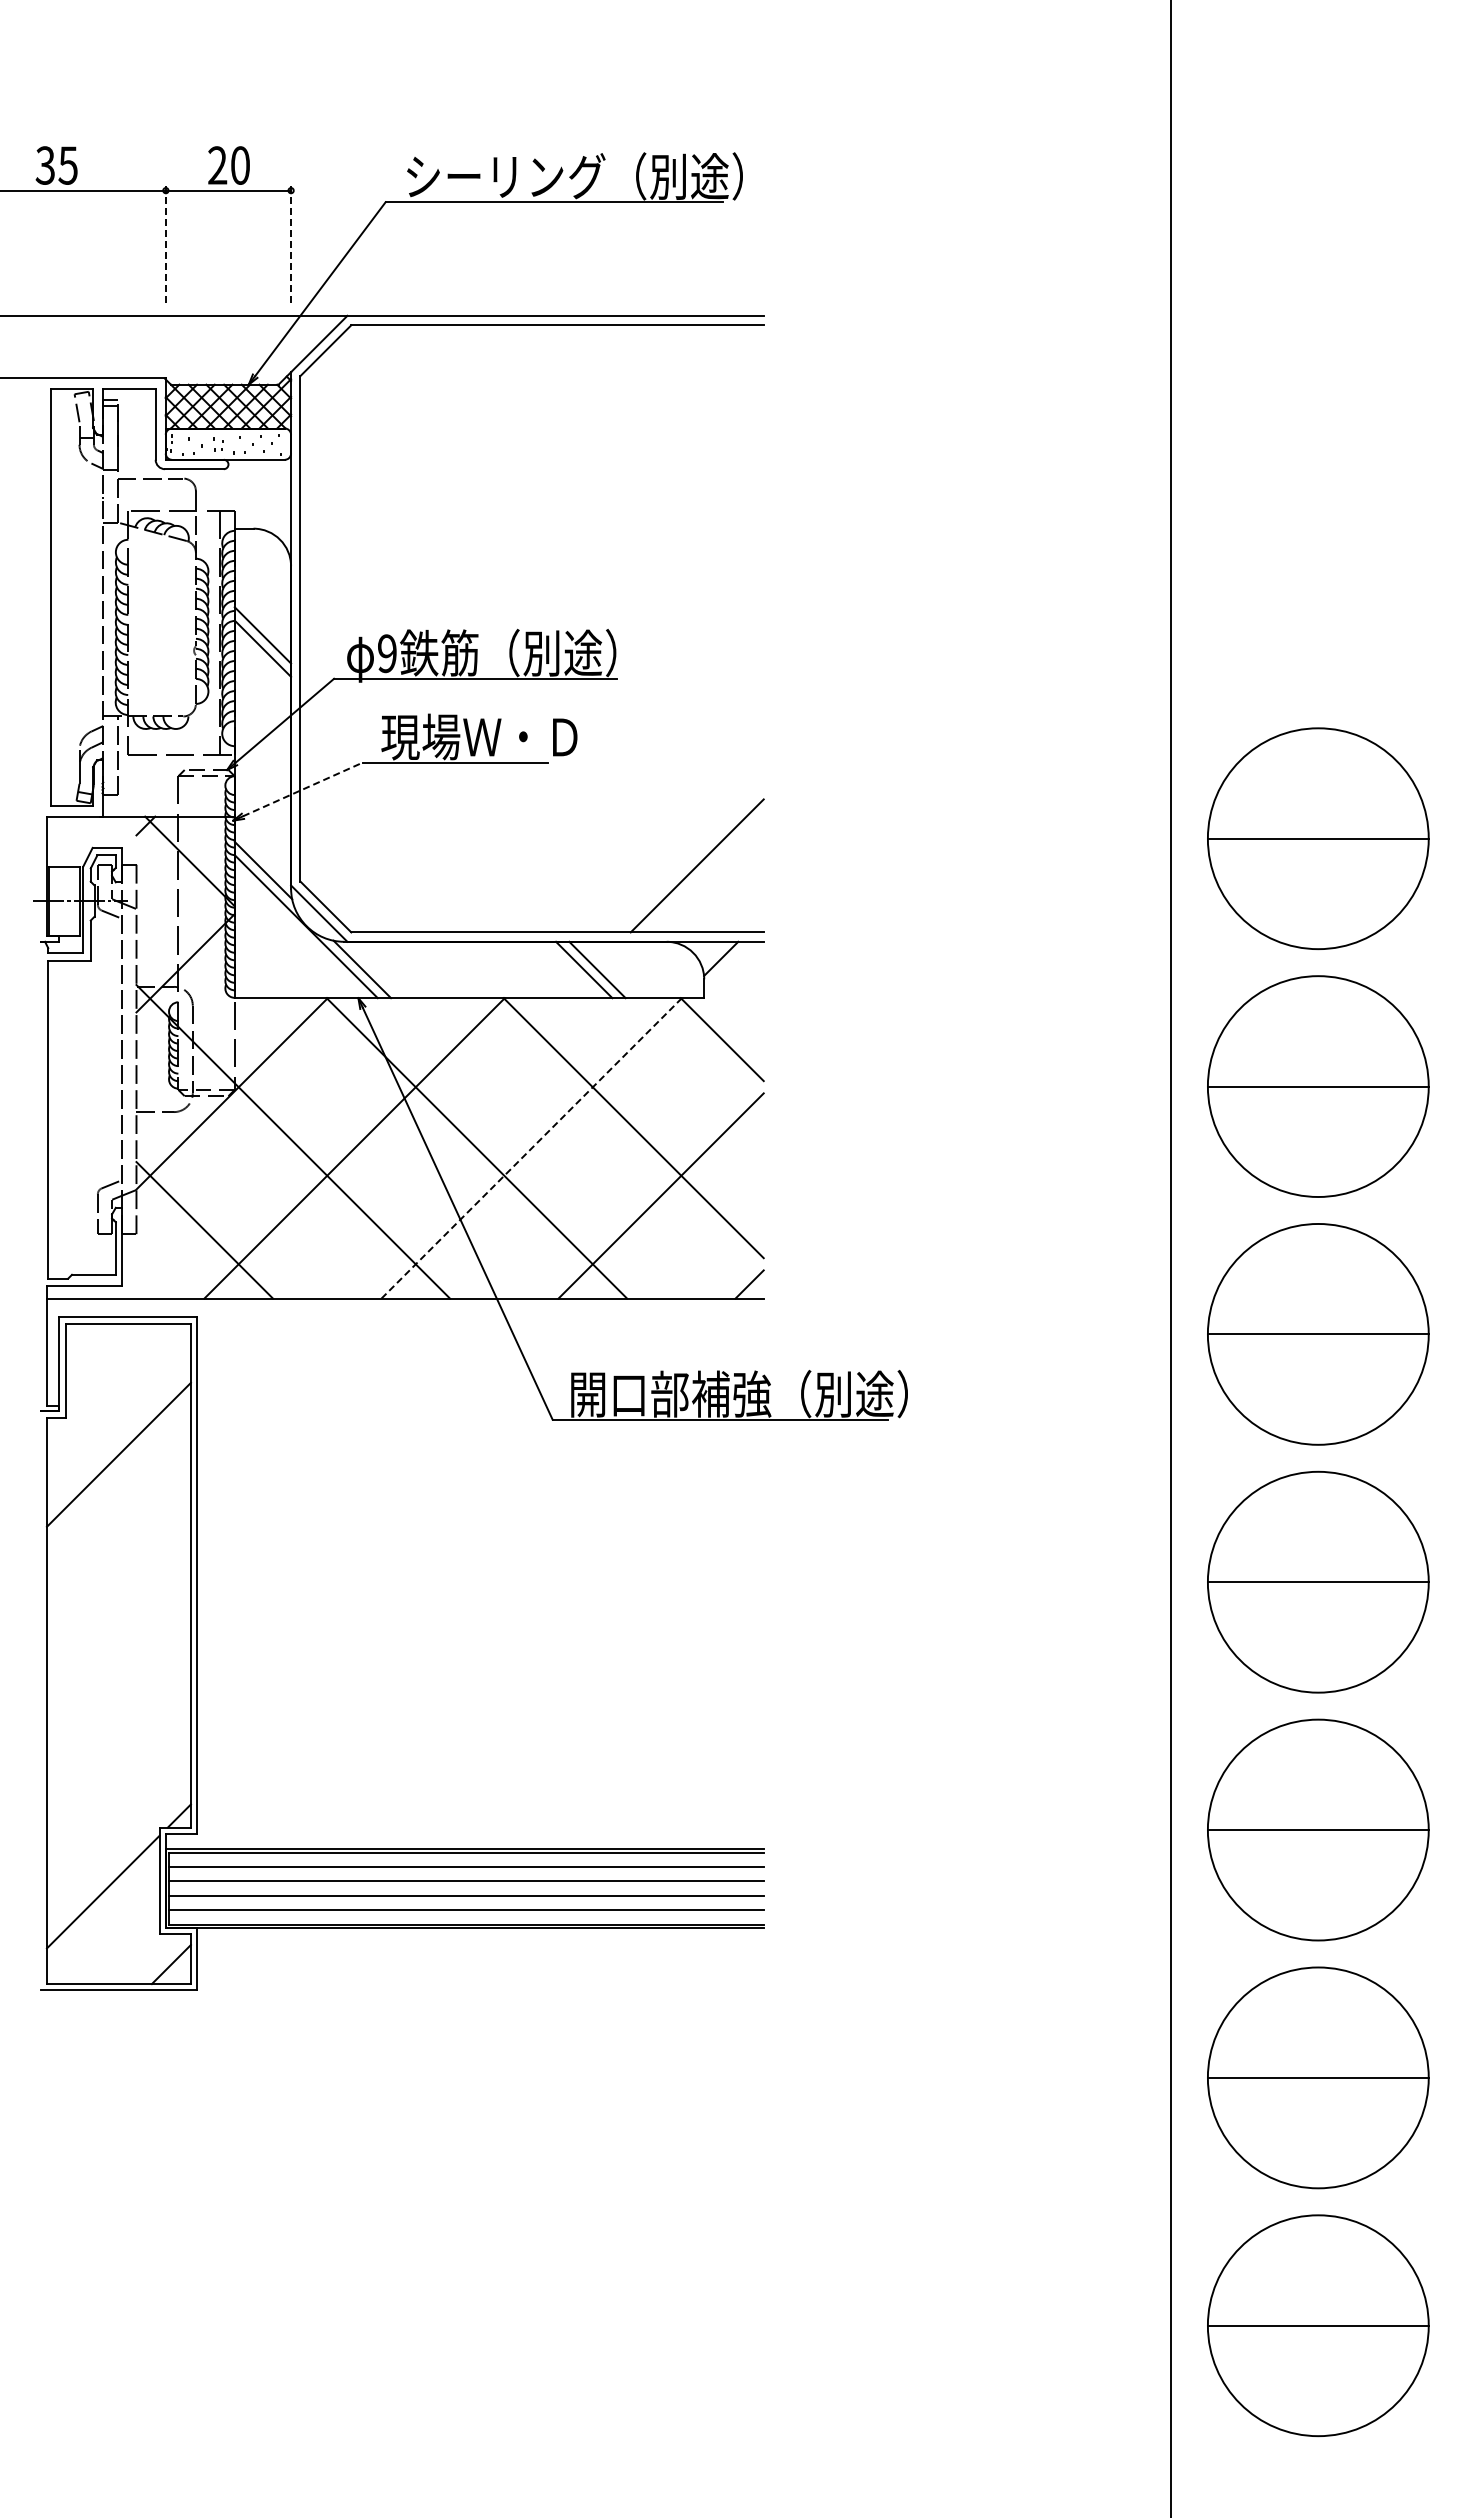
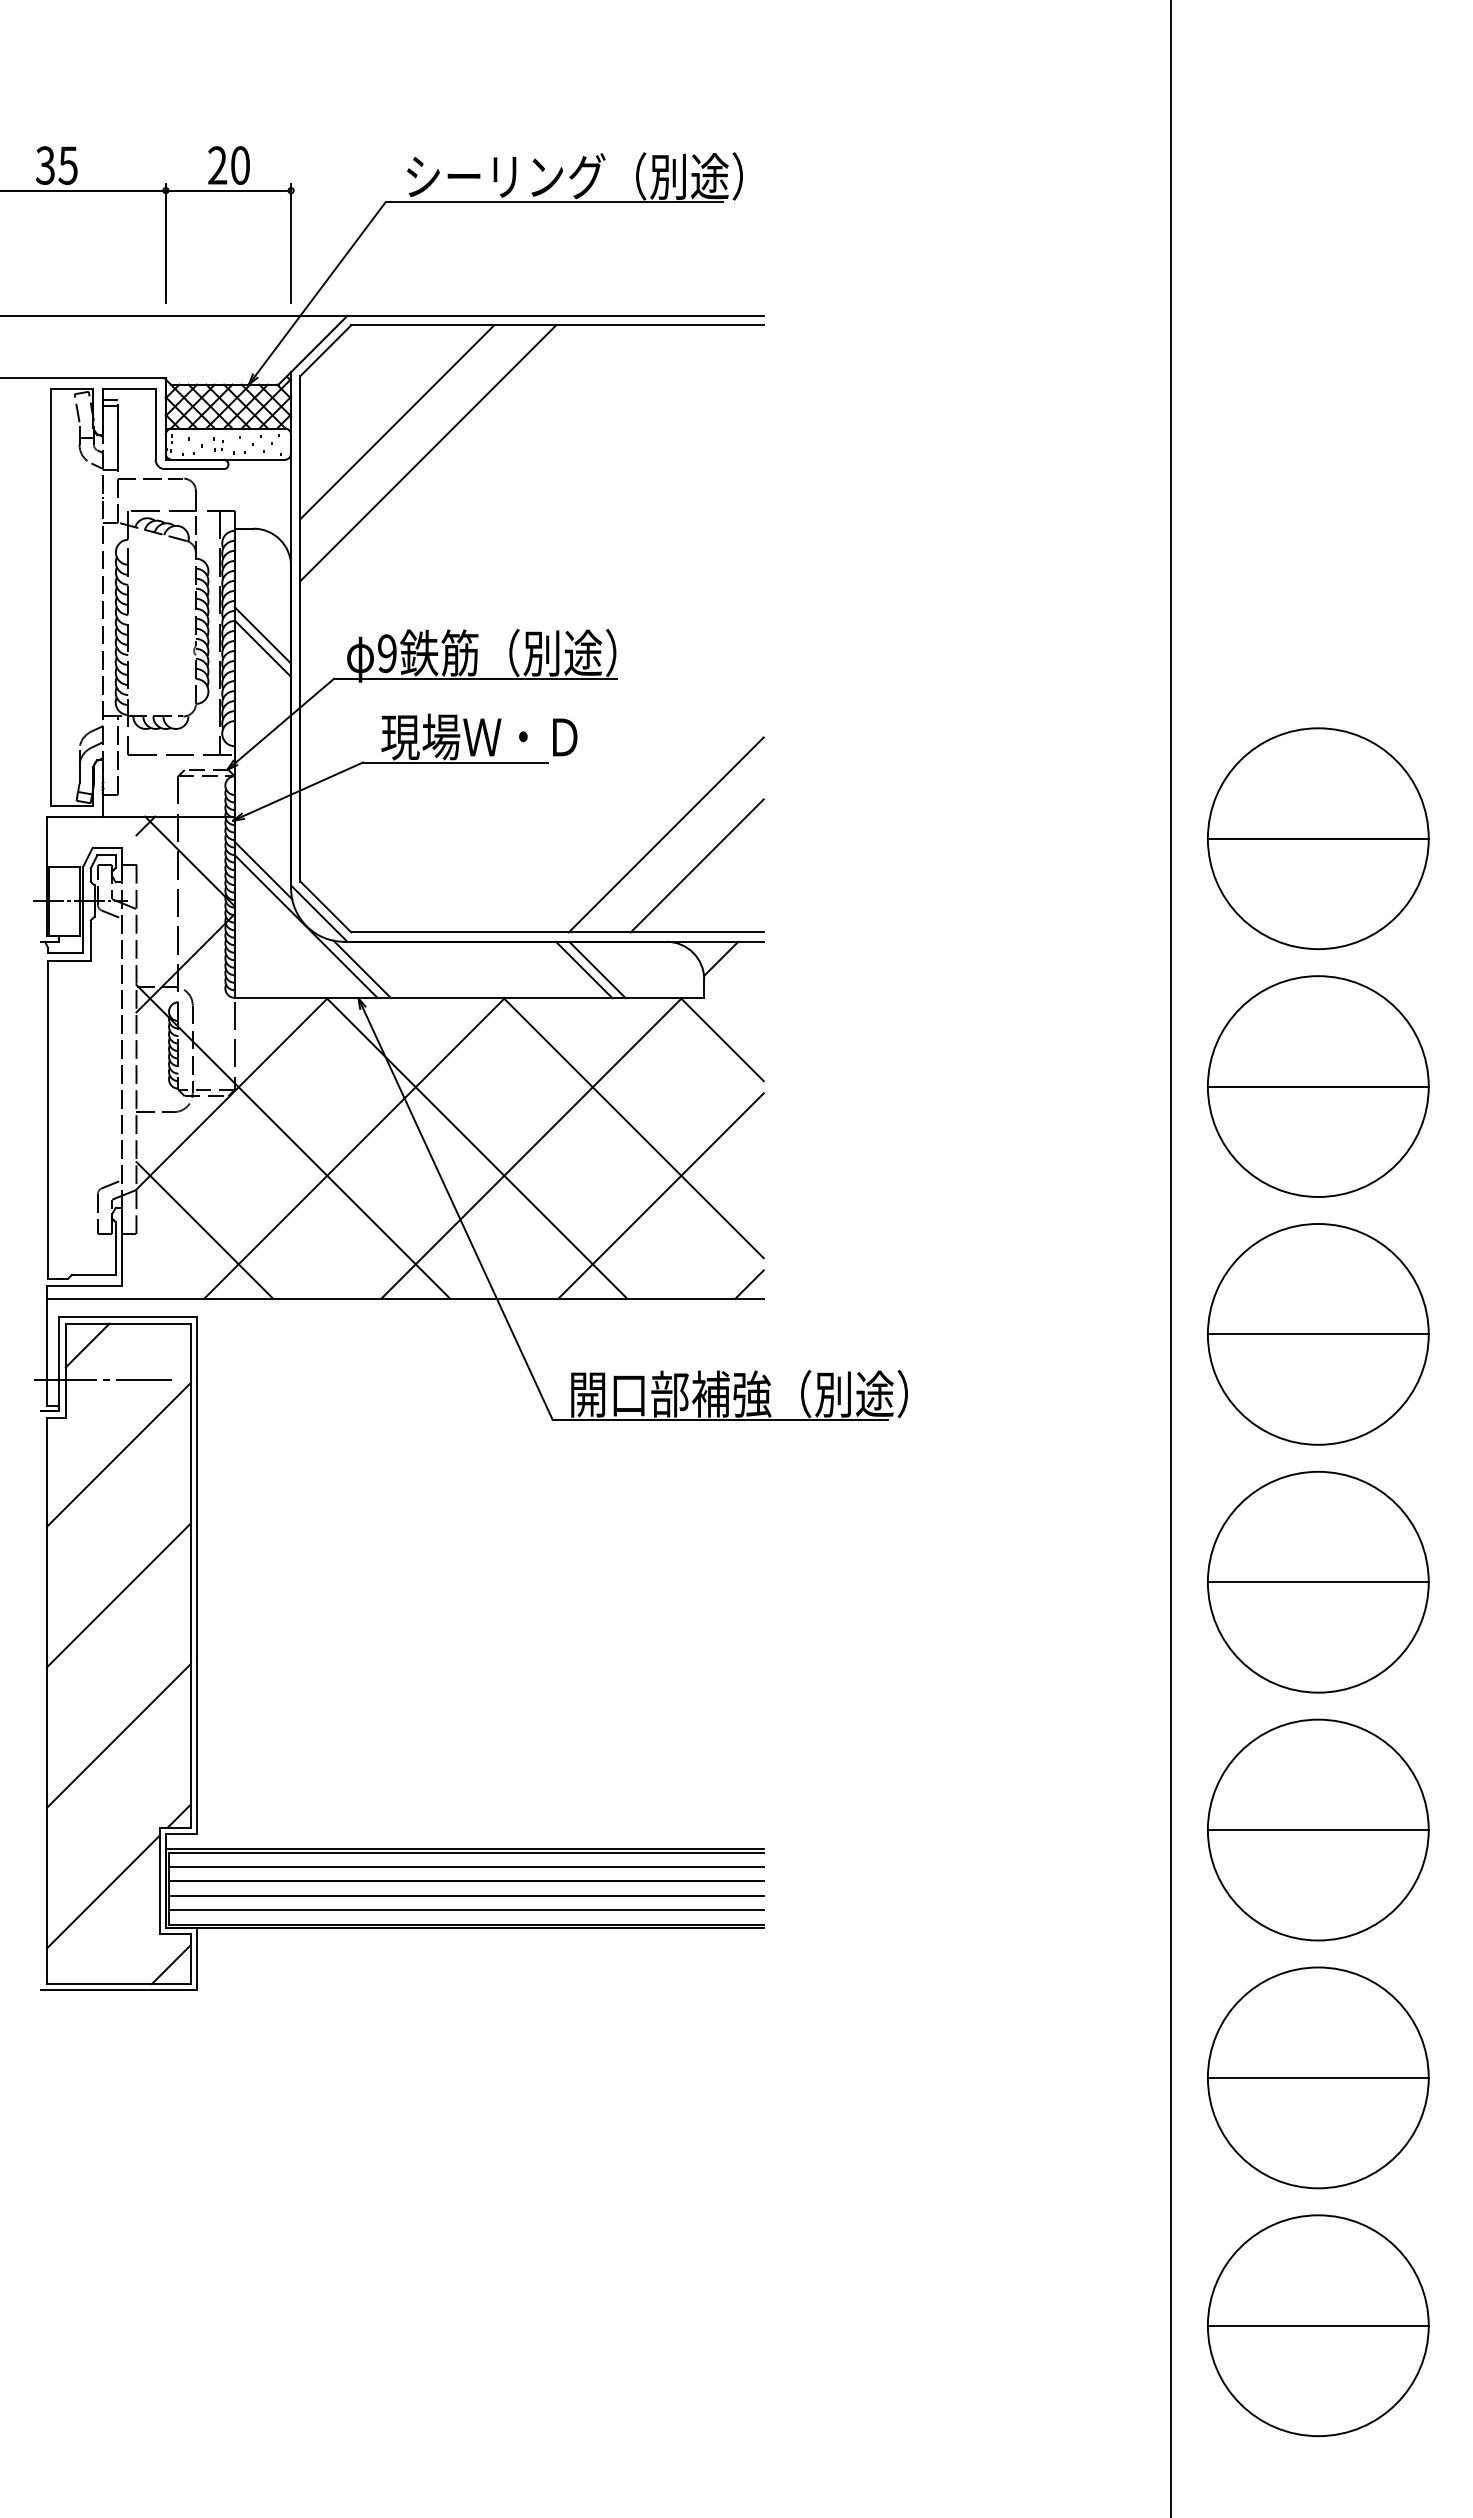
line: dashed -> solid (165, 243)
line: dashed -> solid (291, 243)
line: none -> present (397, 422)
line: none -> present (428, 453)
line: dashed -> solid (303, 789)
line: none -> present (665, 834)
line: dashed -> solid (532, 1148)
line: none -> present (87, 1345)
line: none -> present (103, 1380)
line: none -> present (118, 1595)
line: none -> present (118, 1735)
